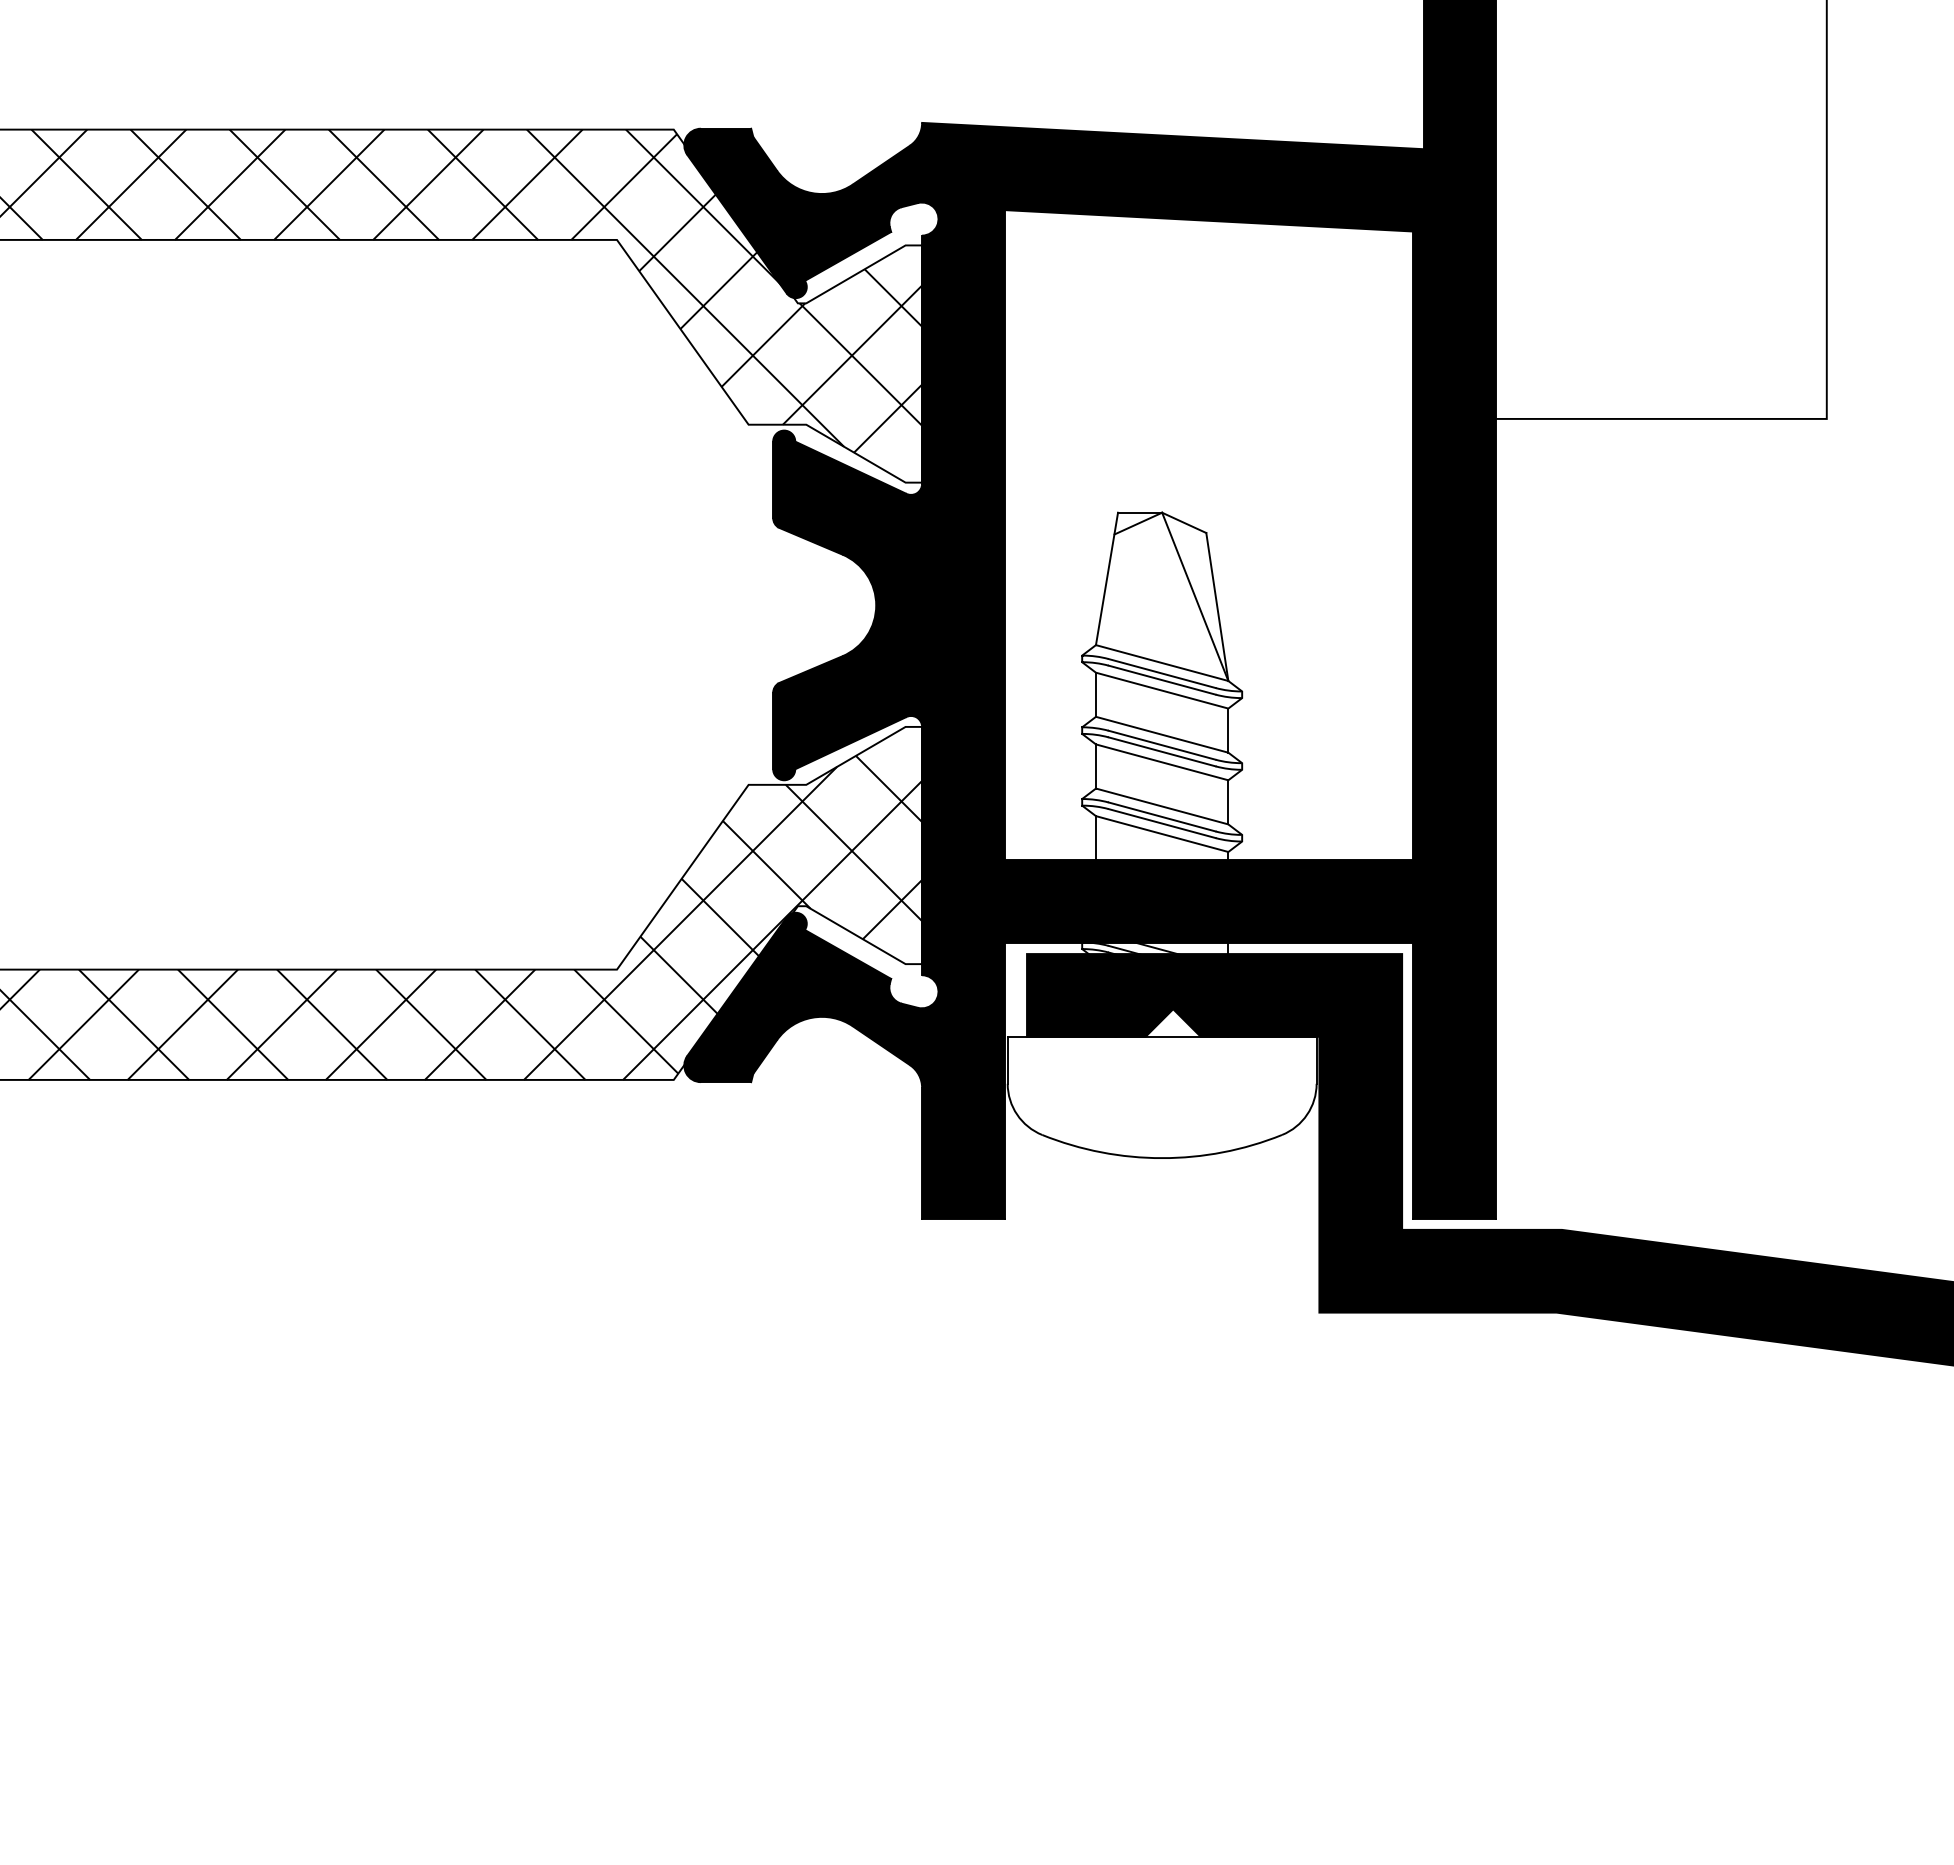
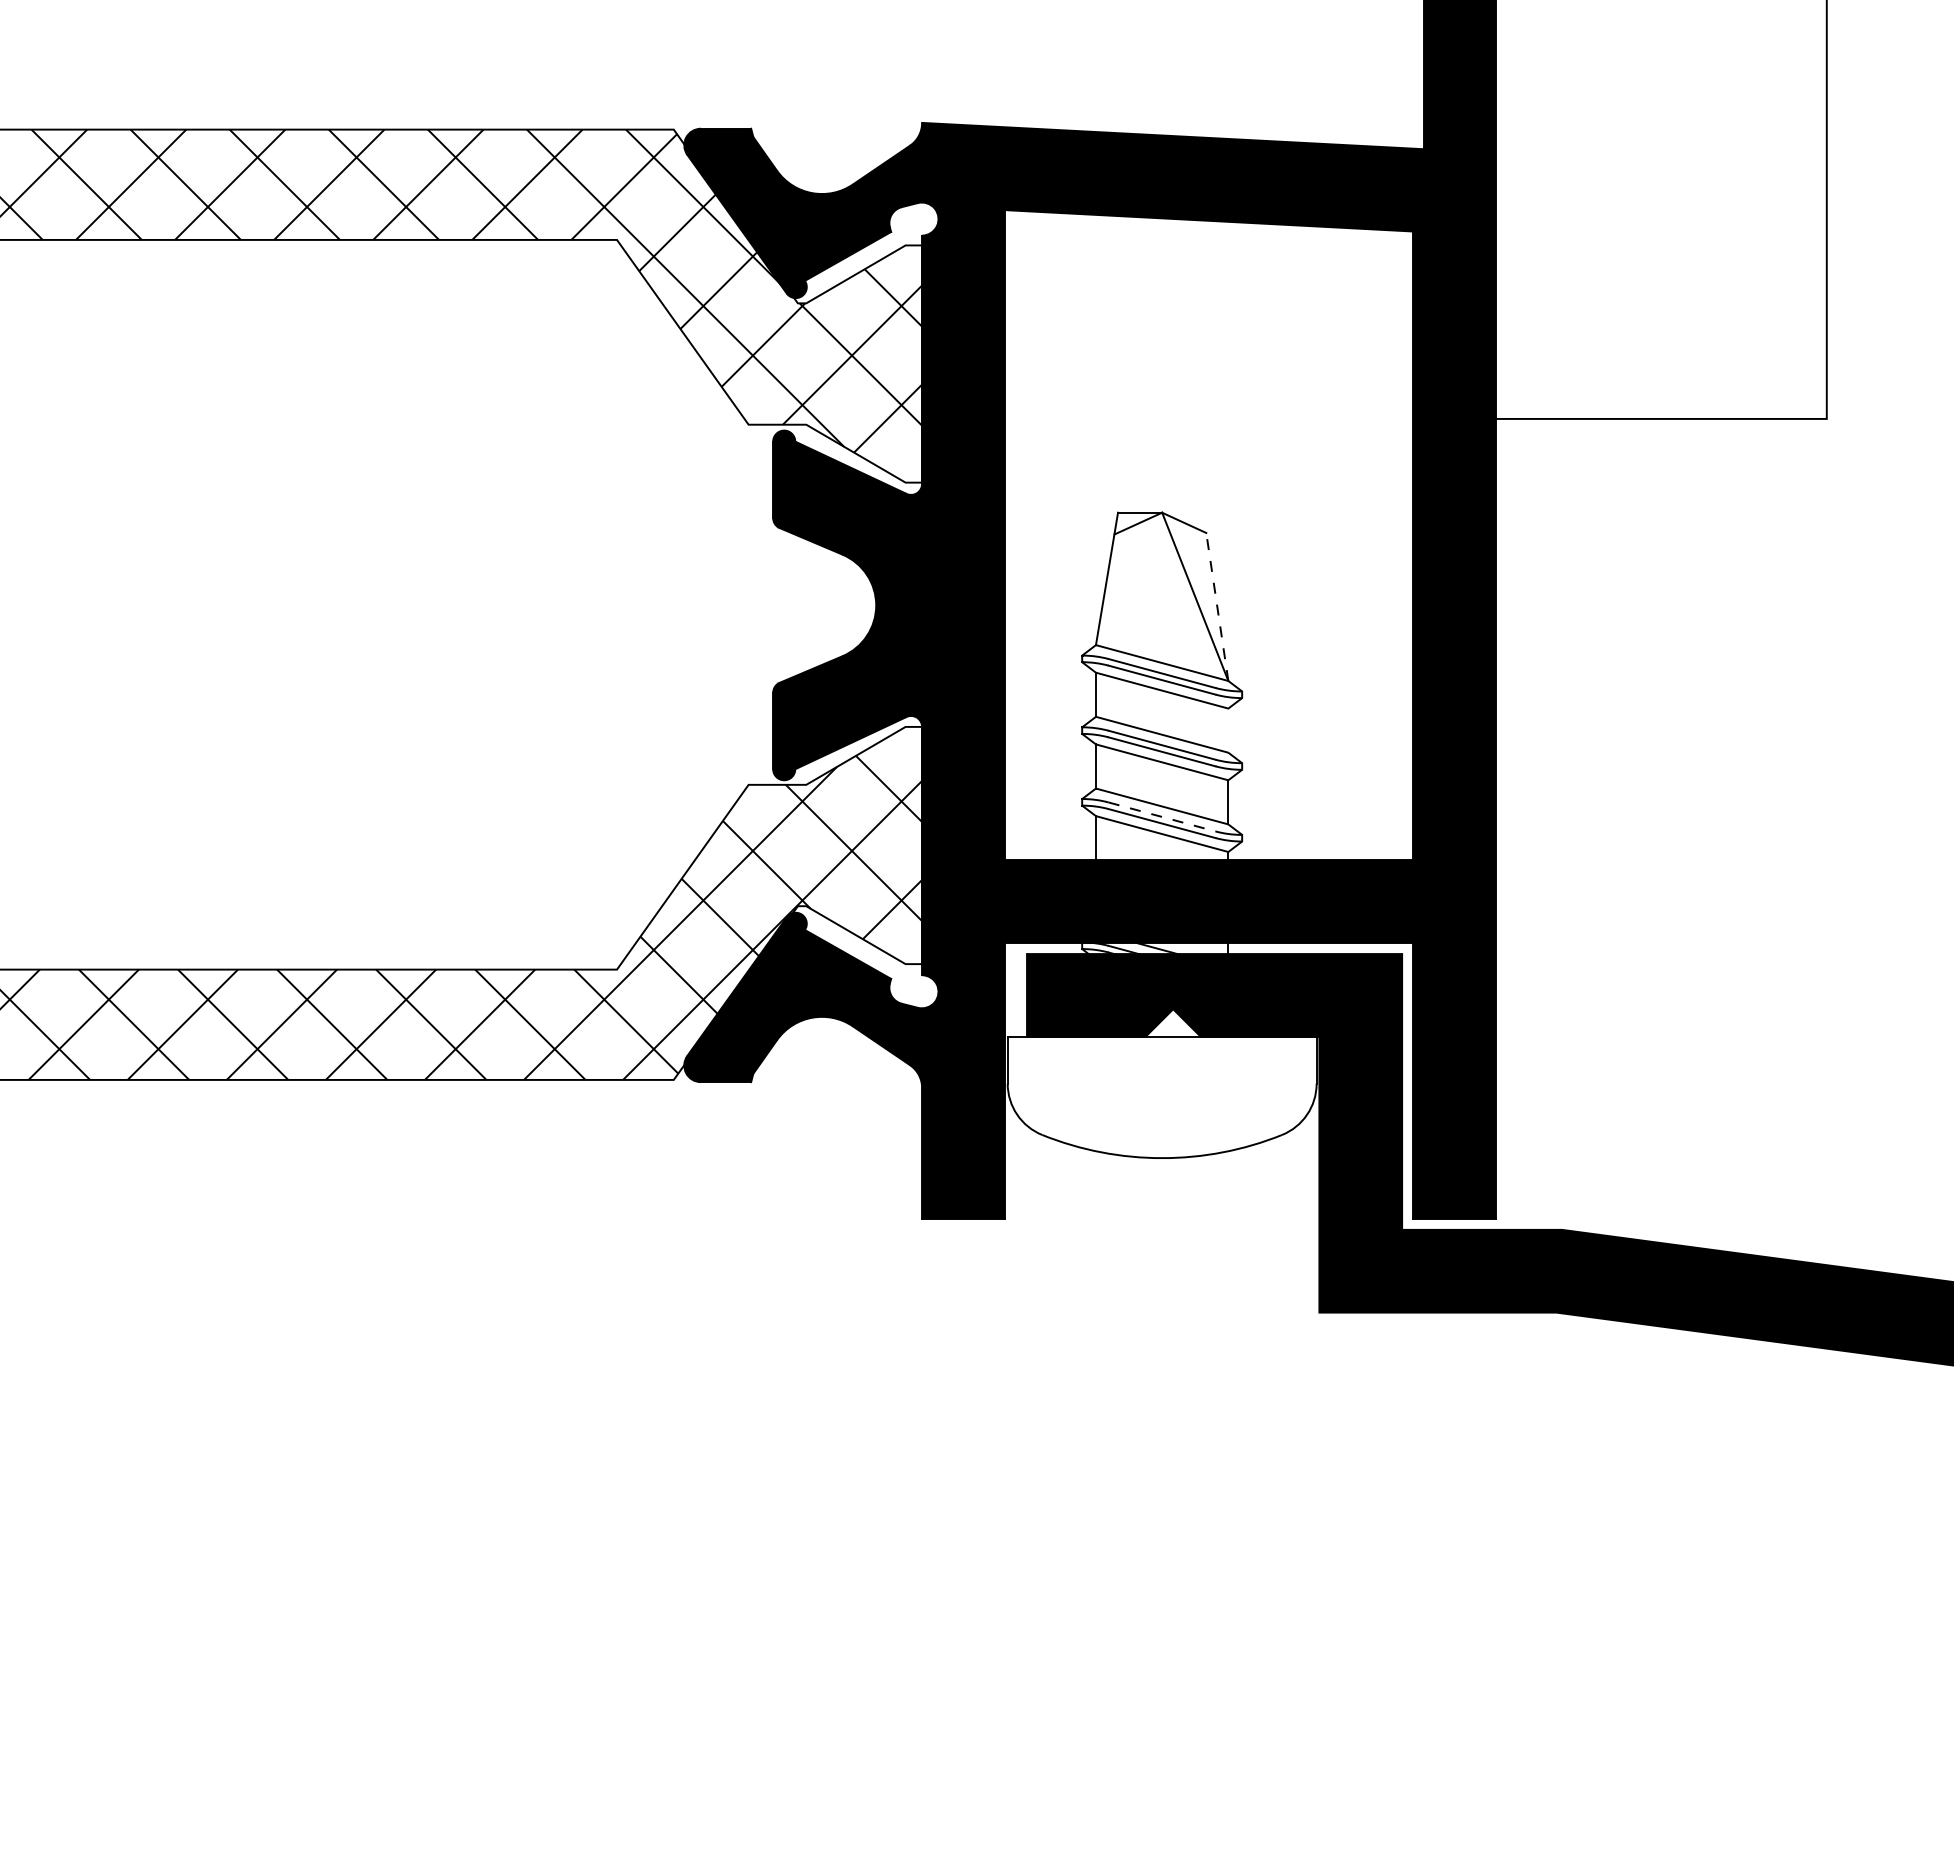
line: solid -> dashed (1217, 607)
line: present -> none (1228, 730)
line: solid -> dashed (1162, 817)
